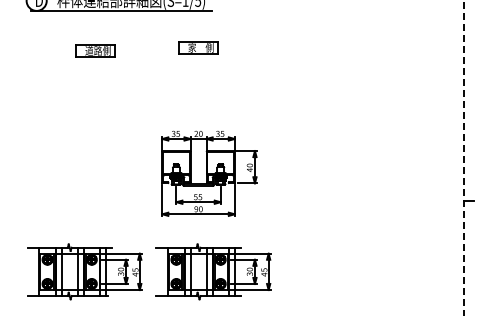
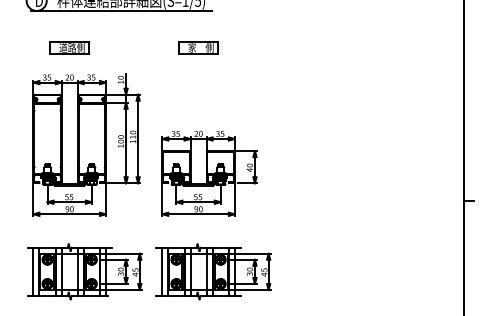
part position: (95, 50) -> (69, 47) (69, 47)
part: none -> present (86, 144)
line: dashed -> solid (463, 158)
line: none -> present (33, 271)
line: none -> present (162, 271)
